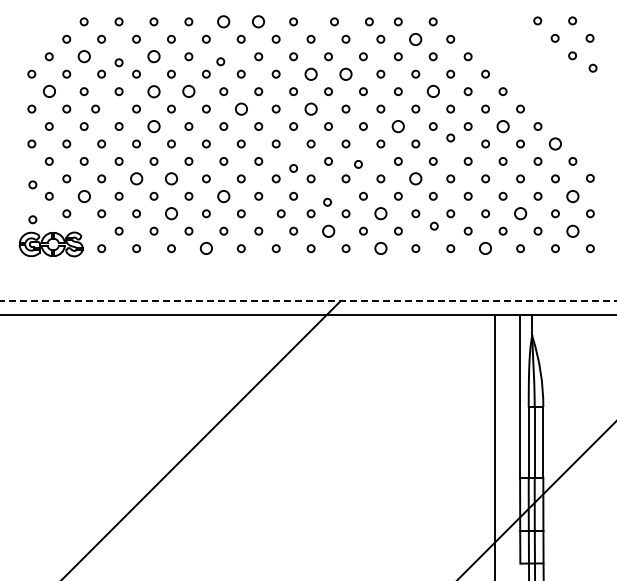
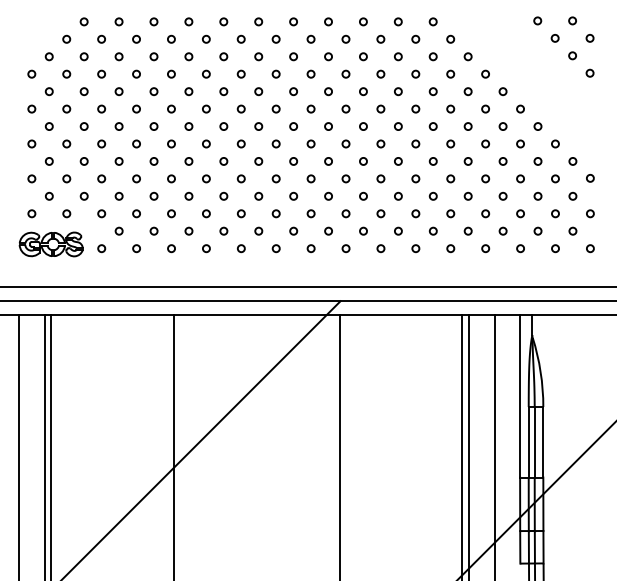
circle size: 14x14 px -> 10x10 px (223, 21)
circle size: 13x14 px -> 10x10 px (258, 21)
circle position: (334, 21) -> (328, 21) (328, 21)
circle position: (369, 21) -> (363, 21) (363, 21)
circle size: 14x13 px -> 10x10 px (415, 38)
circle size: 14x14 px -> 10x10 px (83, 56)
circle size: 14x14 px -> 10x10 px (153, 56)
circle position: (220, 61) -> (223, 56) (223, 56)
circle position: (118, 62) -> (118, 56) (118, 56)
circle position: (592, 67) -> (589, 72) (589, 72)
circle size: 14x14 px -> 10x10 px (310, 73)
circle size: 14x14 px -> 10x10 px (345, 73)
circle size: 13x14 px -> 10x10 px (48, 91)
circle size: 14x14 px -> 10x10 px (432, 91)
circle size: 14x14 px -> 10x9 px (153, 91)
circle size: 14x13 px -> 10x10 px (188, 91)
circle position: (95, 108) -> (101, 108) (101, 108)
circle size: 13x14 px -> 10x10 px (240, 108)
circle size: 14x14 px -> 10x10 px (310, 108)
circle size: 14x14 px -> 10x9 px (153, 126)
circle size: 14x14 px -> 9x9 px (398, 126)
circle size: 14x14 px -> 10x9 px (502, 126)
circle position: (450, 137) -> (450, 143) (450, 143)
circle size: 14x14 px -> 9x10 px (555, 143)
circle position: (358, 164) -> (363, 161) (363, 161)
circle position: (293, 168) -> (293, 161) (293, 161)
circle size: 14x14 px -> 9x10 px (136, 178)
circle size: 13x14 px -> 9x10 px (171, 178)
circle size: 14x14 px -> 10x10 px (415, 178)
circle position: (32, 184) -> (31, 178) (31, 178)
circle size: 14x14 px -> 10x10 px (83, 195)
circle size: 14x13 px -> 10x10 px (223, 195)
circle size: 14x13 px -> 10x10 px (572, 195)
circle position: (327, 201) -> (328, 195) (328, 195)
circle size: 13x14 px -> 9x10 px (171, 213)
circle position: (280, 213) -> (275, 213) (275, 213)
circle size: 14x14 px -> 10x10 px (380, 213)
circle size: 14x14 px -> 9x10 px (520, 213)
circle position: (32, 219) -> (31, 213) (31, 213)
circle position: (433, 225) -> (432, 230) (432, 230)
circle size: 14x14 px -> 9x10 px (328, 230)
circle size: 14x14 px -> 10x10 px (572, 230)
circle size: 14x13 px -> 9x10 px (206, 248)
circle size: 14x13 px -> 10x10 px (380, 248)
circle size: 13x13 px -> 10x10 px (485, 248)
line: none -> present (307, 287)
line: dashed -> solid (308, 301)
line: none -> present (18, 446)
line: none -> present (44, 446)
line: none -> present (51, 446)
line: none -> present (174, 446)
line: none -> present (339, 446)
line: none -> present (462, 446)
line: none -> present (468, 446)
